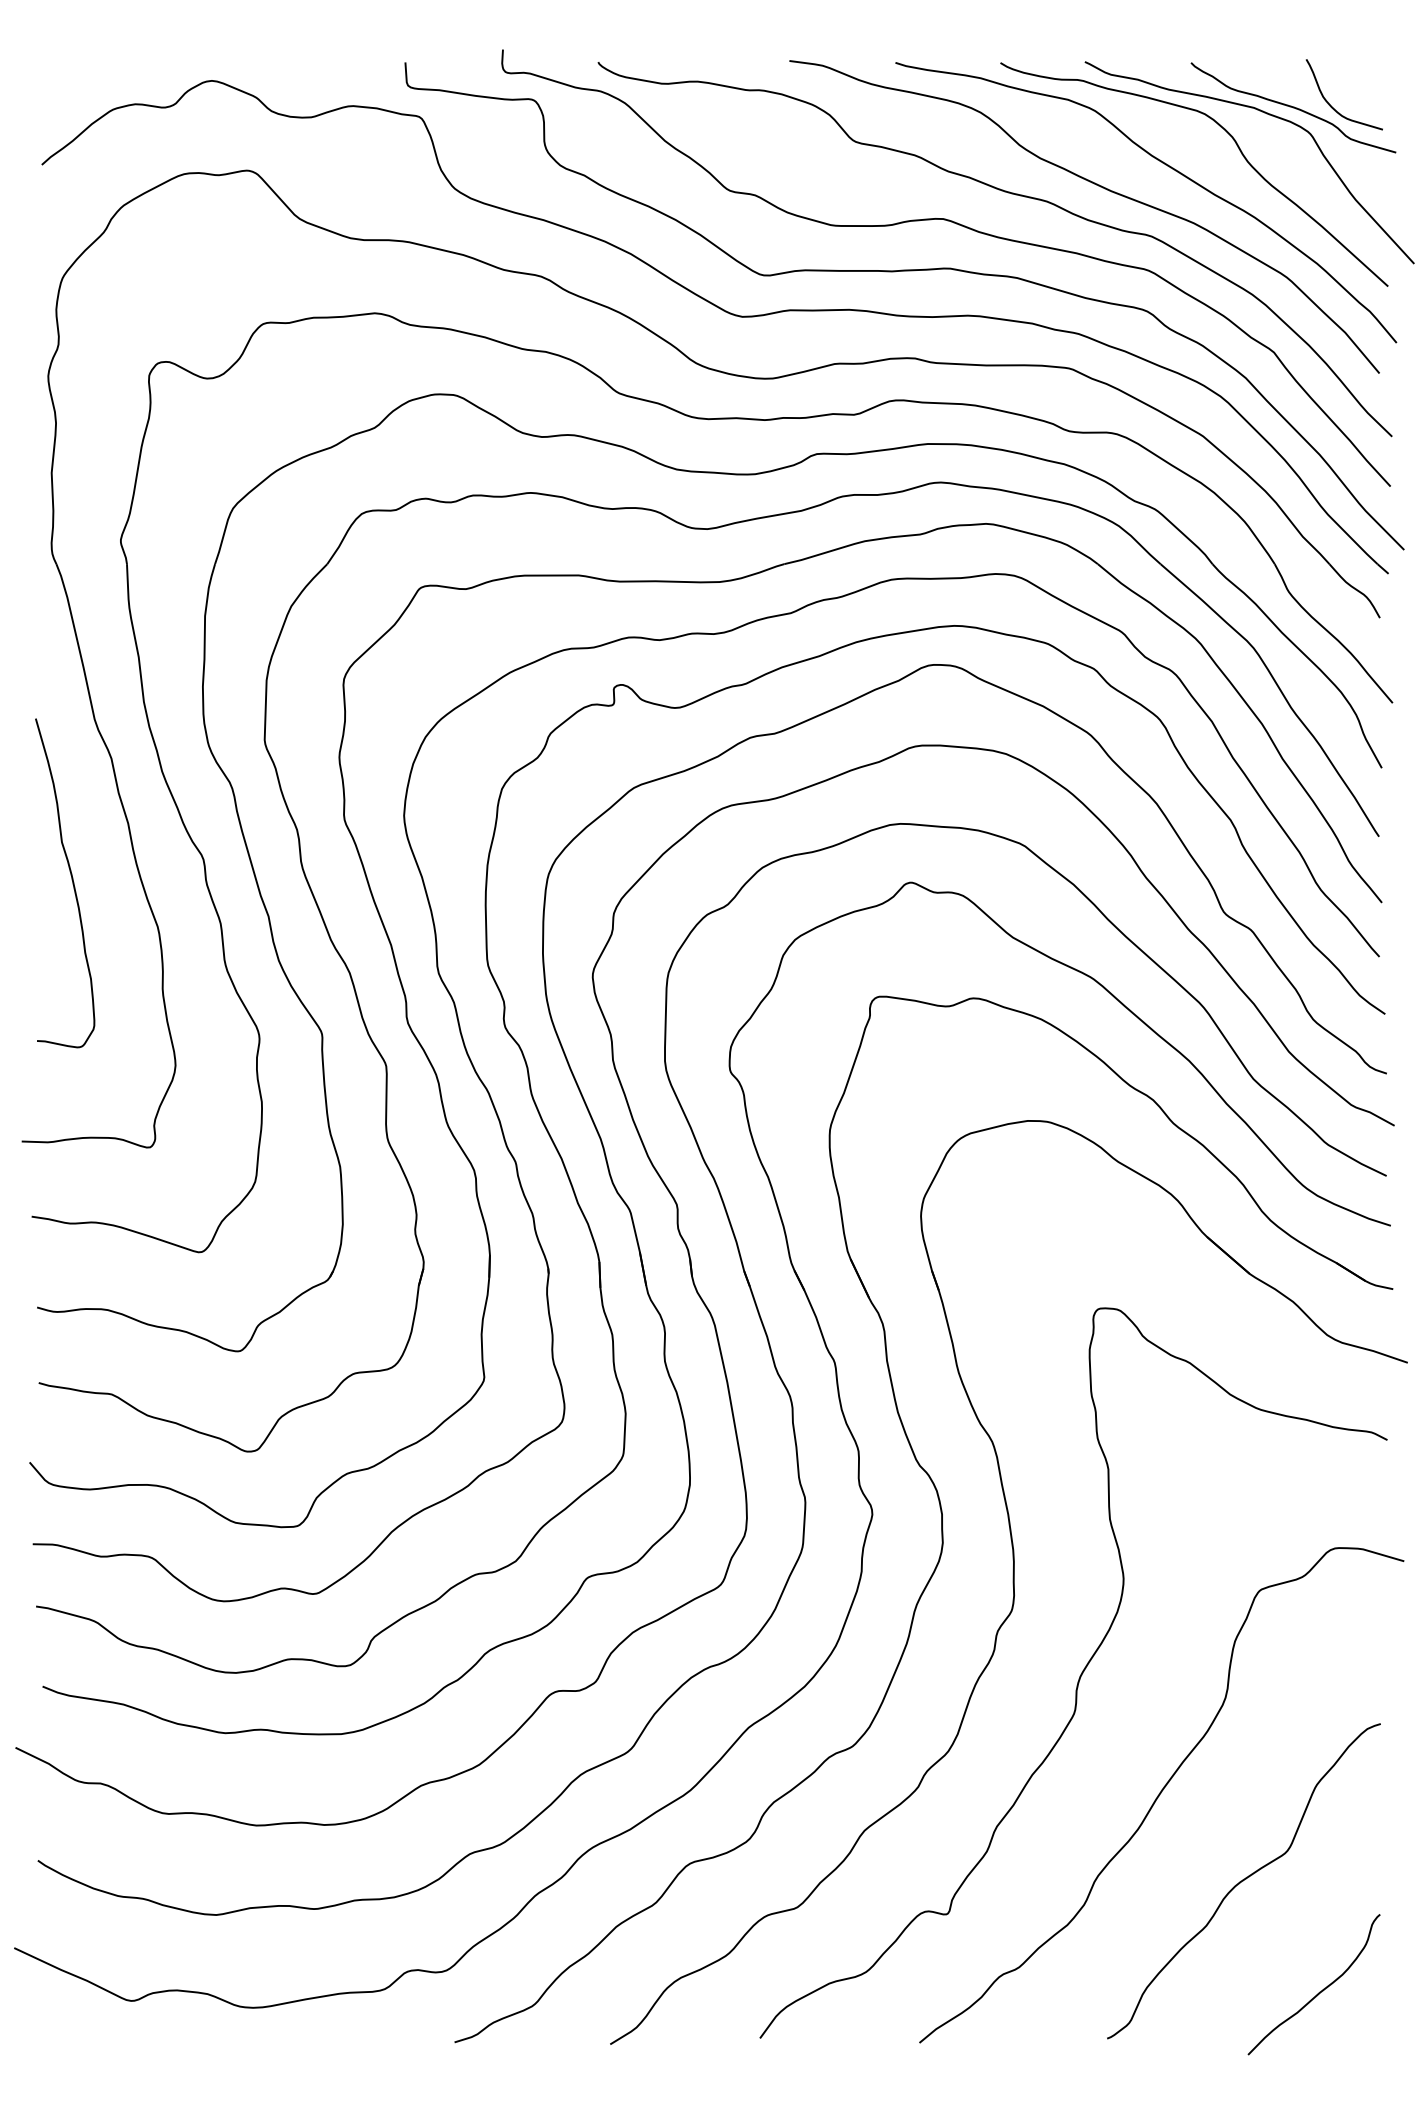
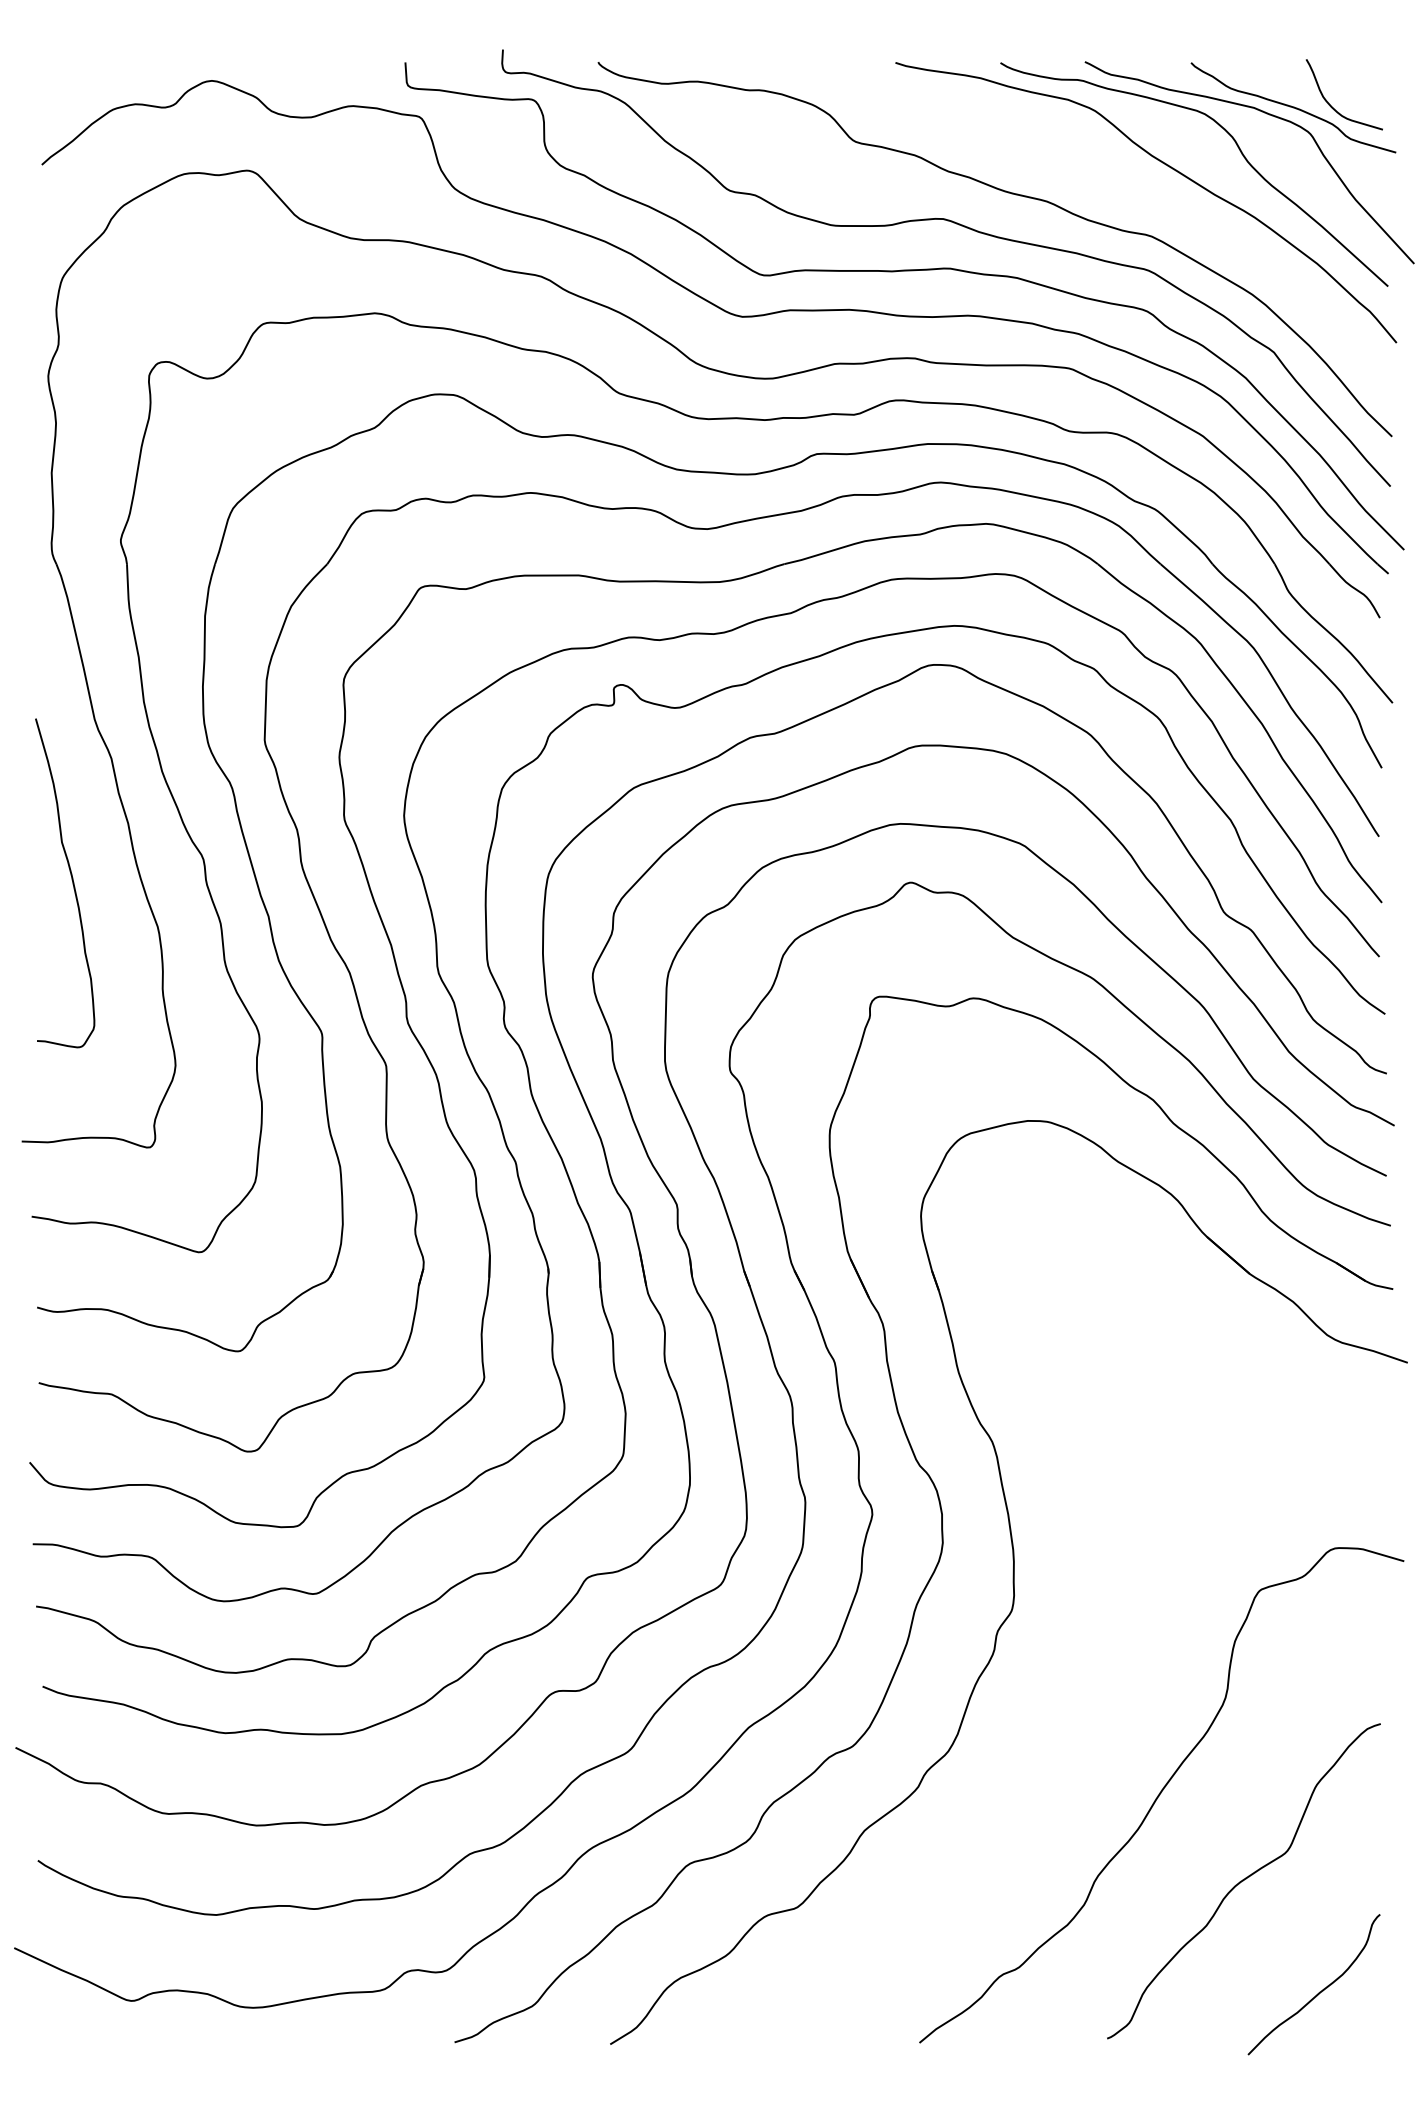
curve: present -> none (1098, 186)
curve: present -> none (1079, 1676)
